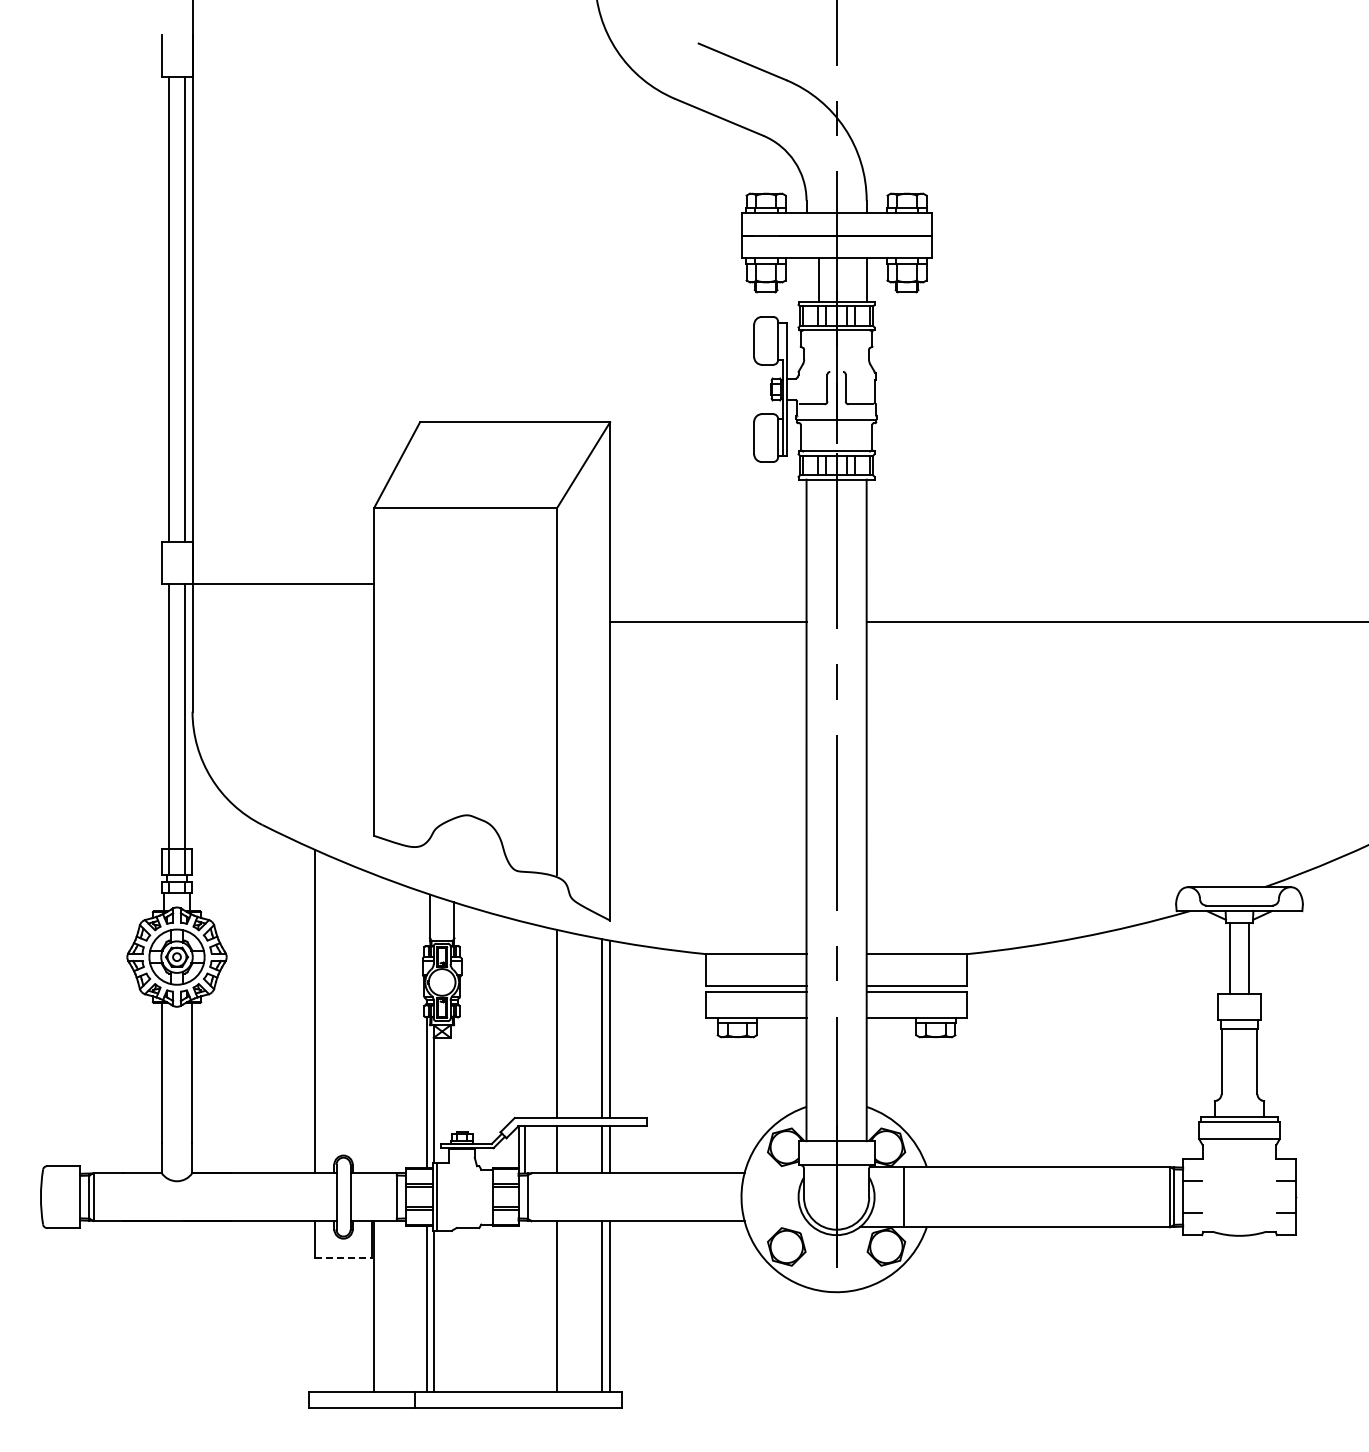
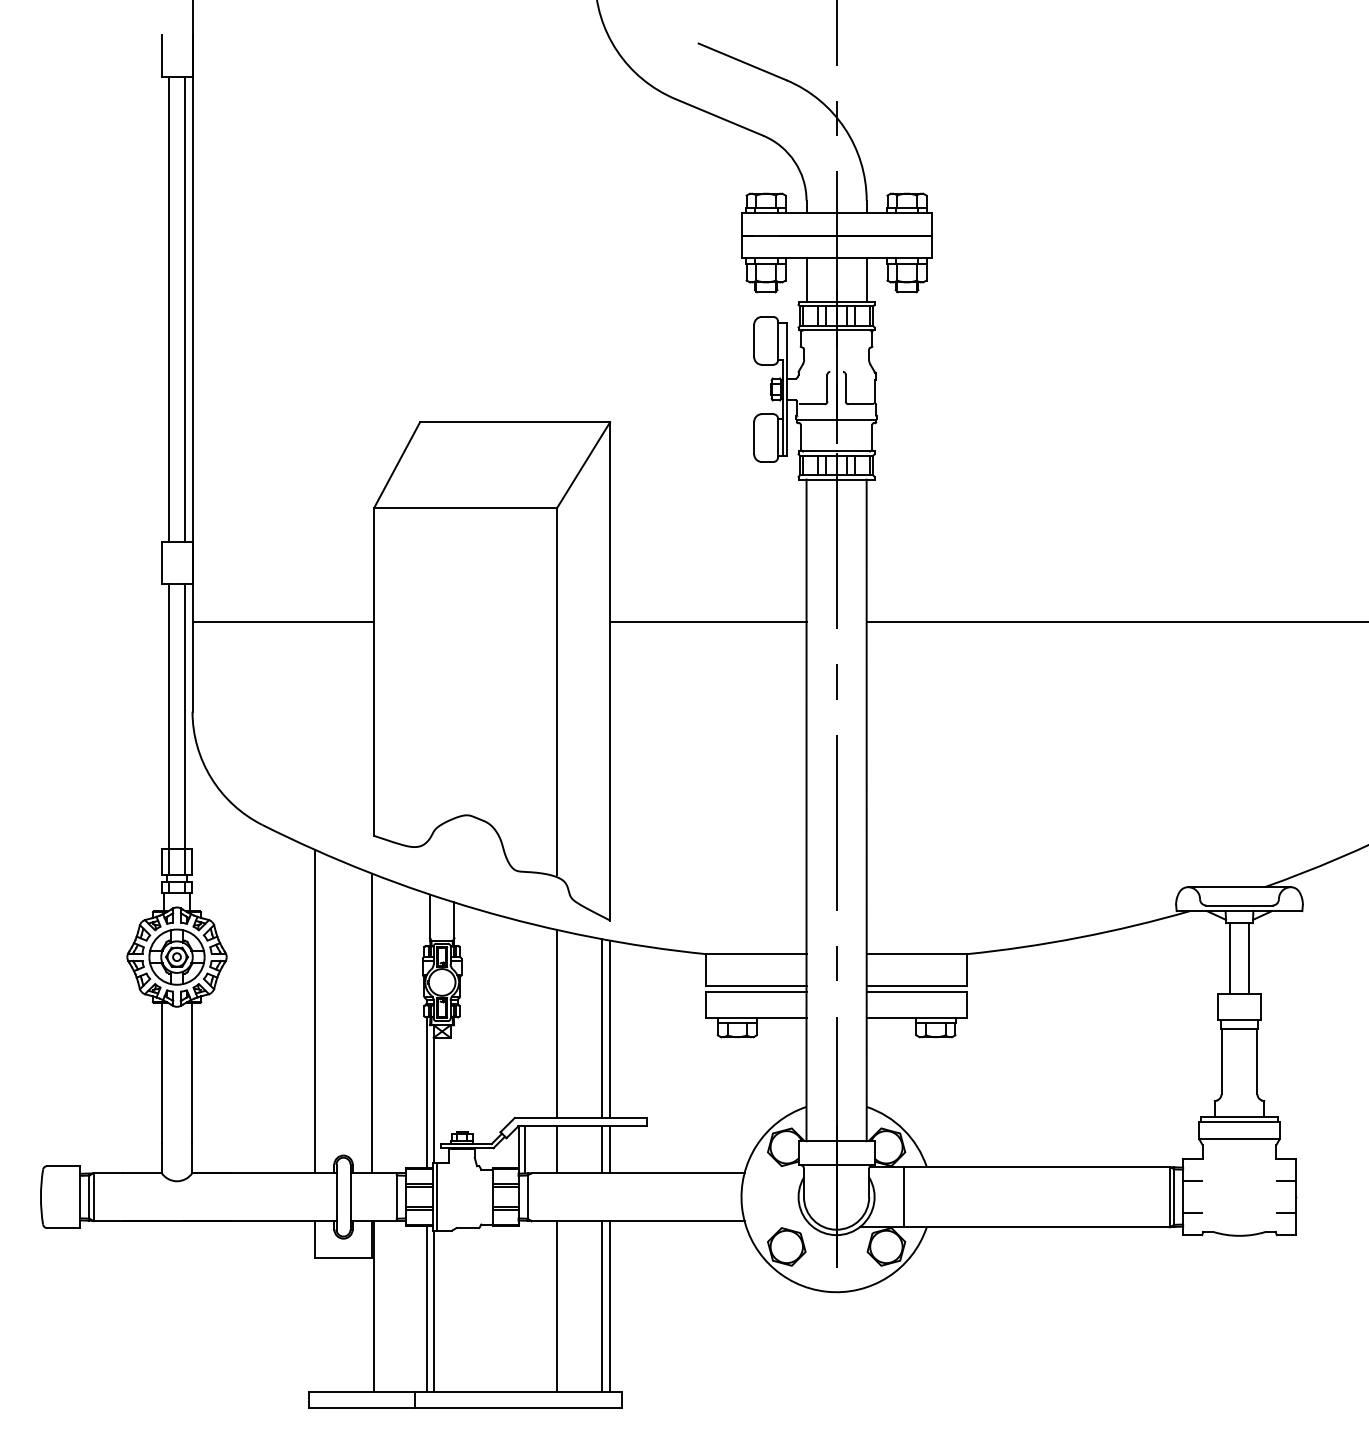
line position: (818, 280) -> (806, 280) (806, 280)
line position: (283, 584) -> (283, 622) (283, 622)
line: none -> present (371, 1023)
line: dashed -> solid (344, 1257)
